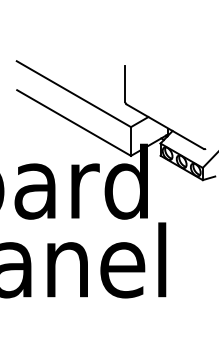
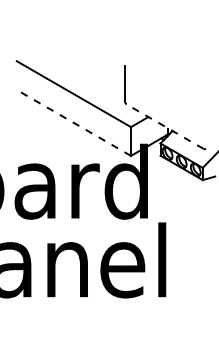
line: solid -> dashed (74, 123)
line: solid -> dashed (164, 126)
